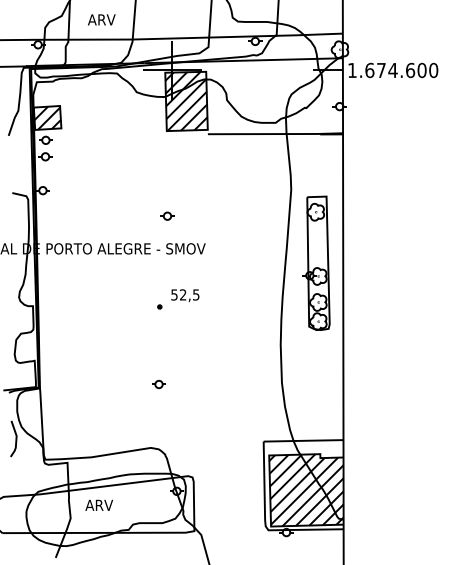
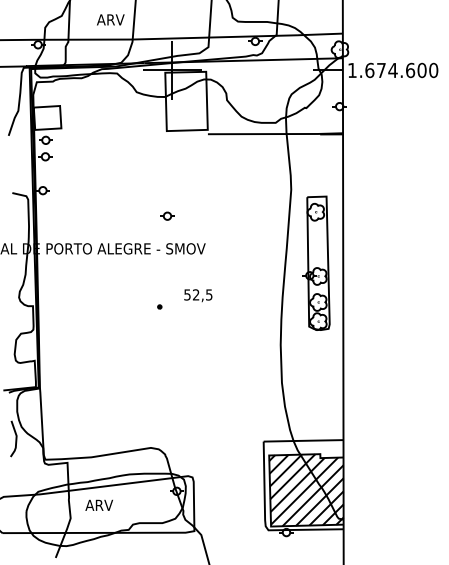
text position: (101, 19) -> (110, 19) (110, 19)
hatch: present -> none (186, 101)
hatch: present -> none (46, 117)
text position: (185, 295) -> (198, 295) (198, 295)
part: present -> none (158, 384)
